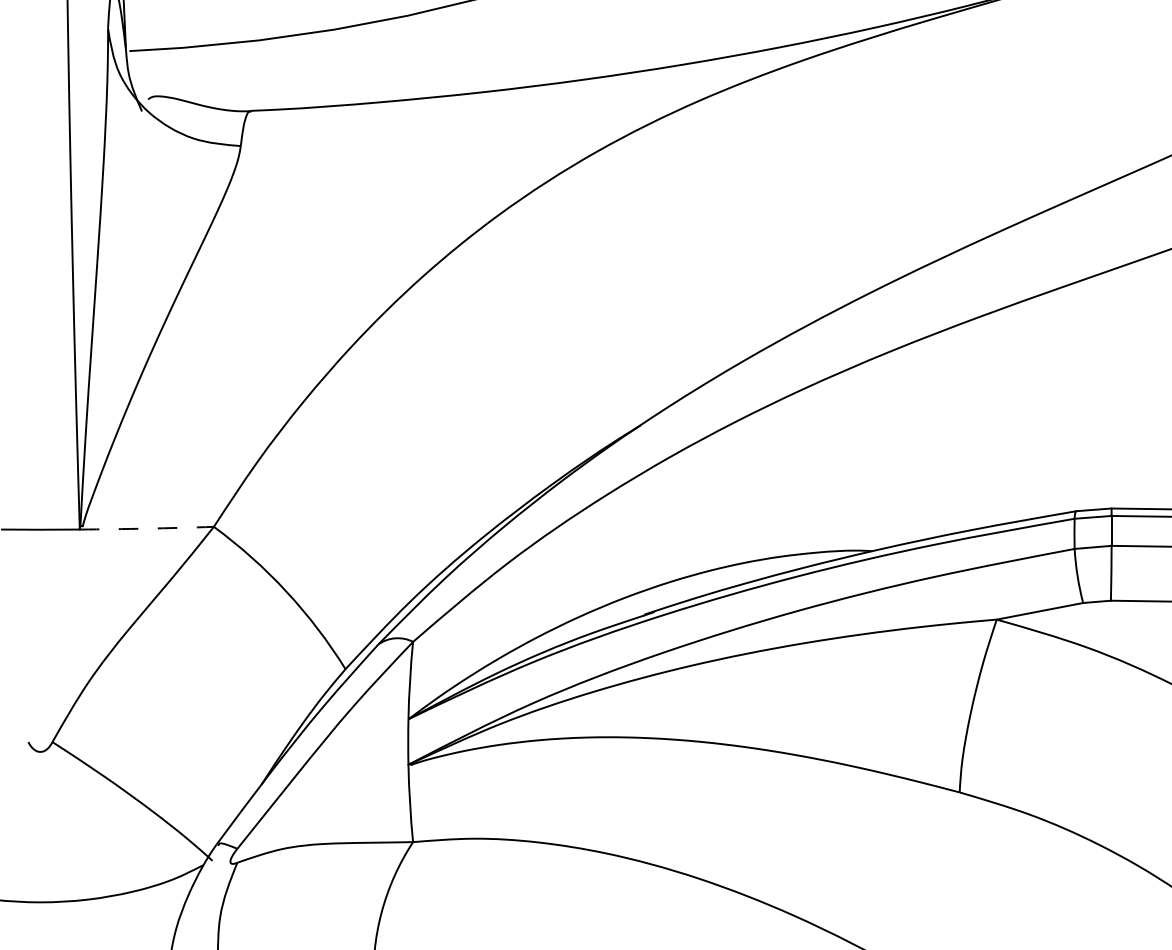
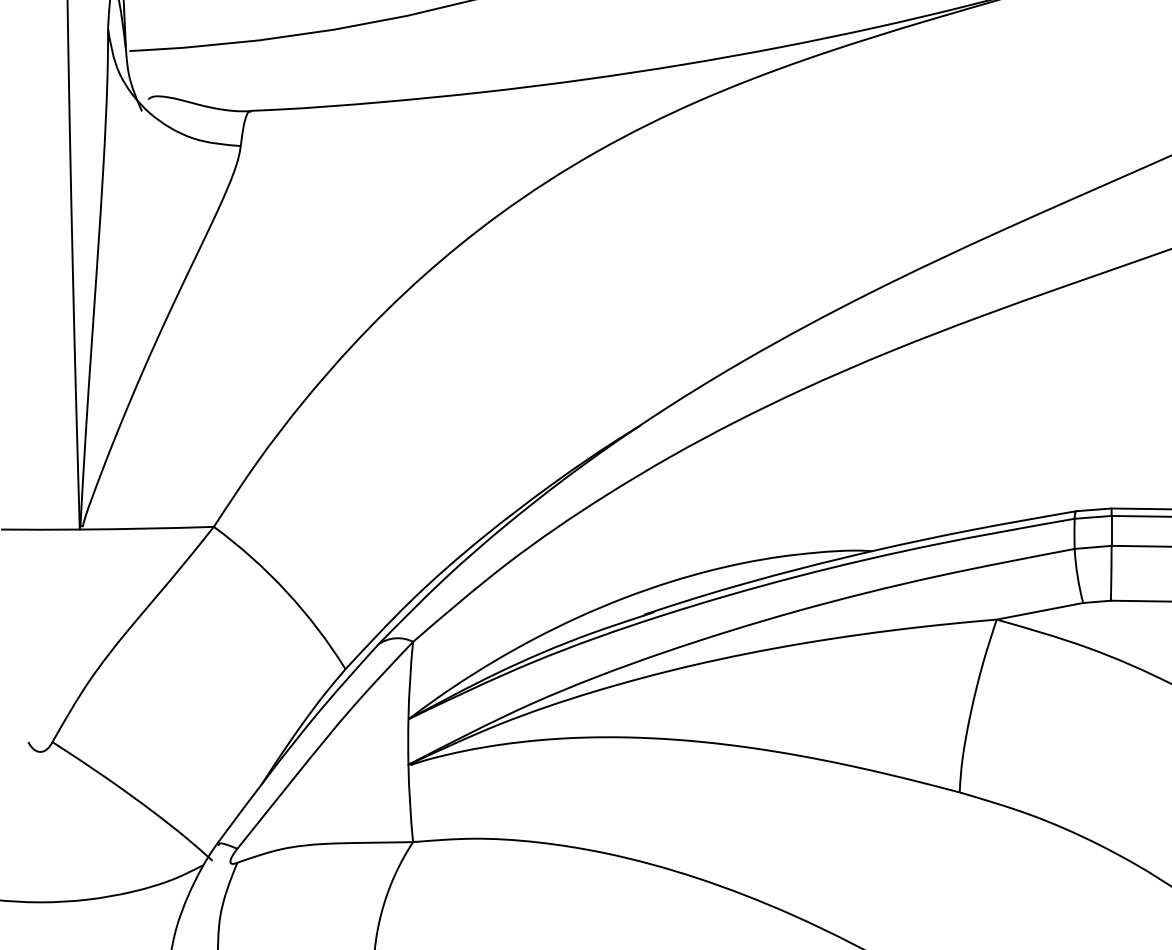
arc: dashed -> solid (146, 528)
